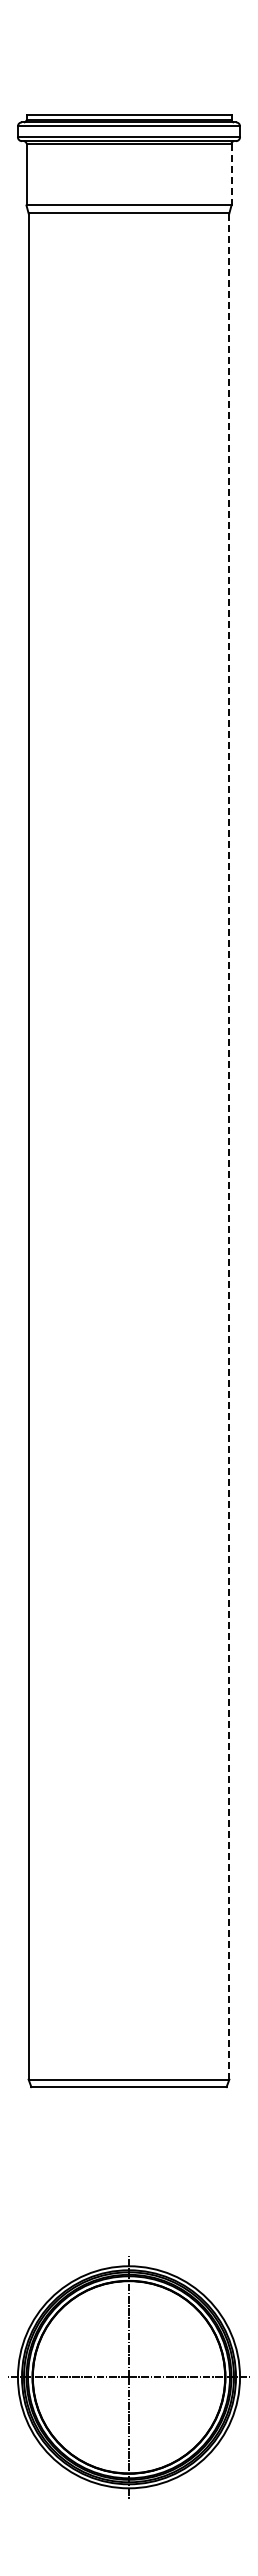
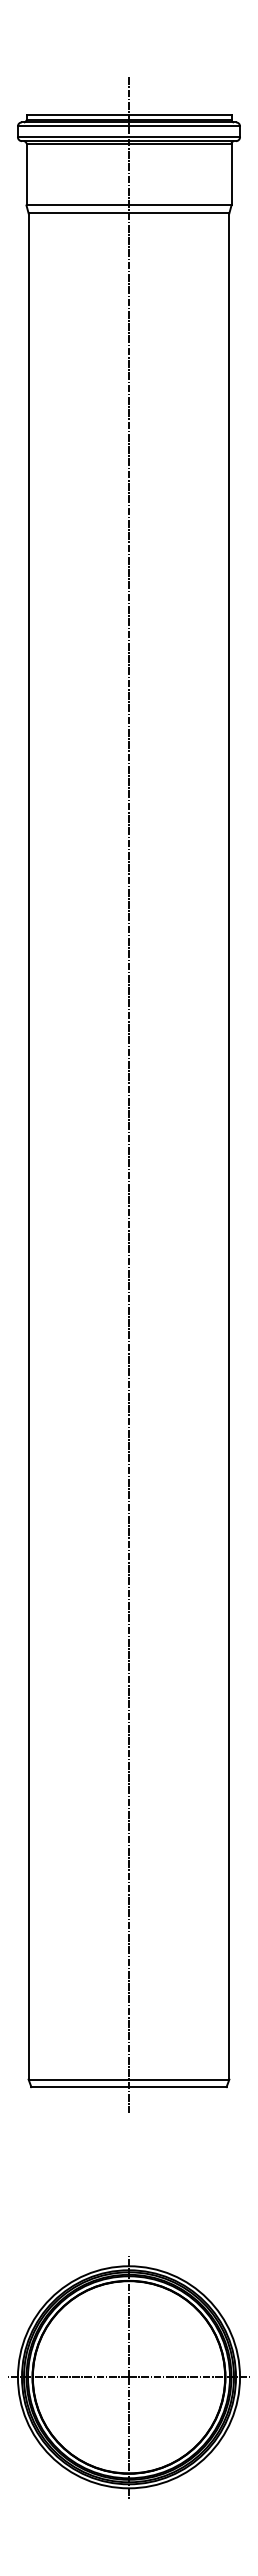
line: dashed -> solid (231, 174)
line: none -> present (129, 1095)
line: dashed -> solid (229, 1145)
